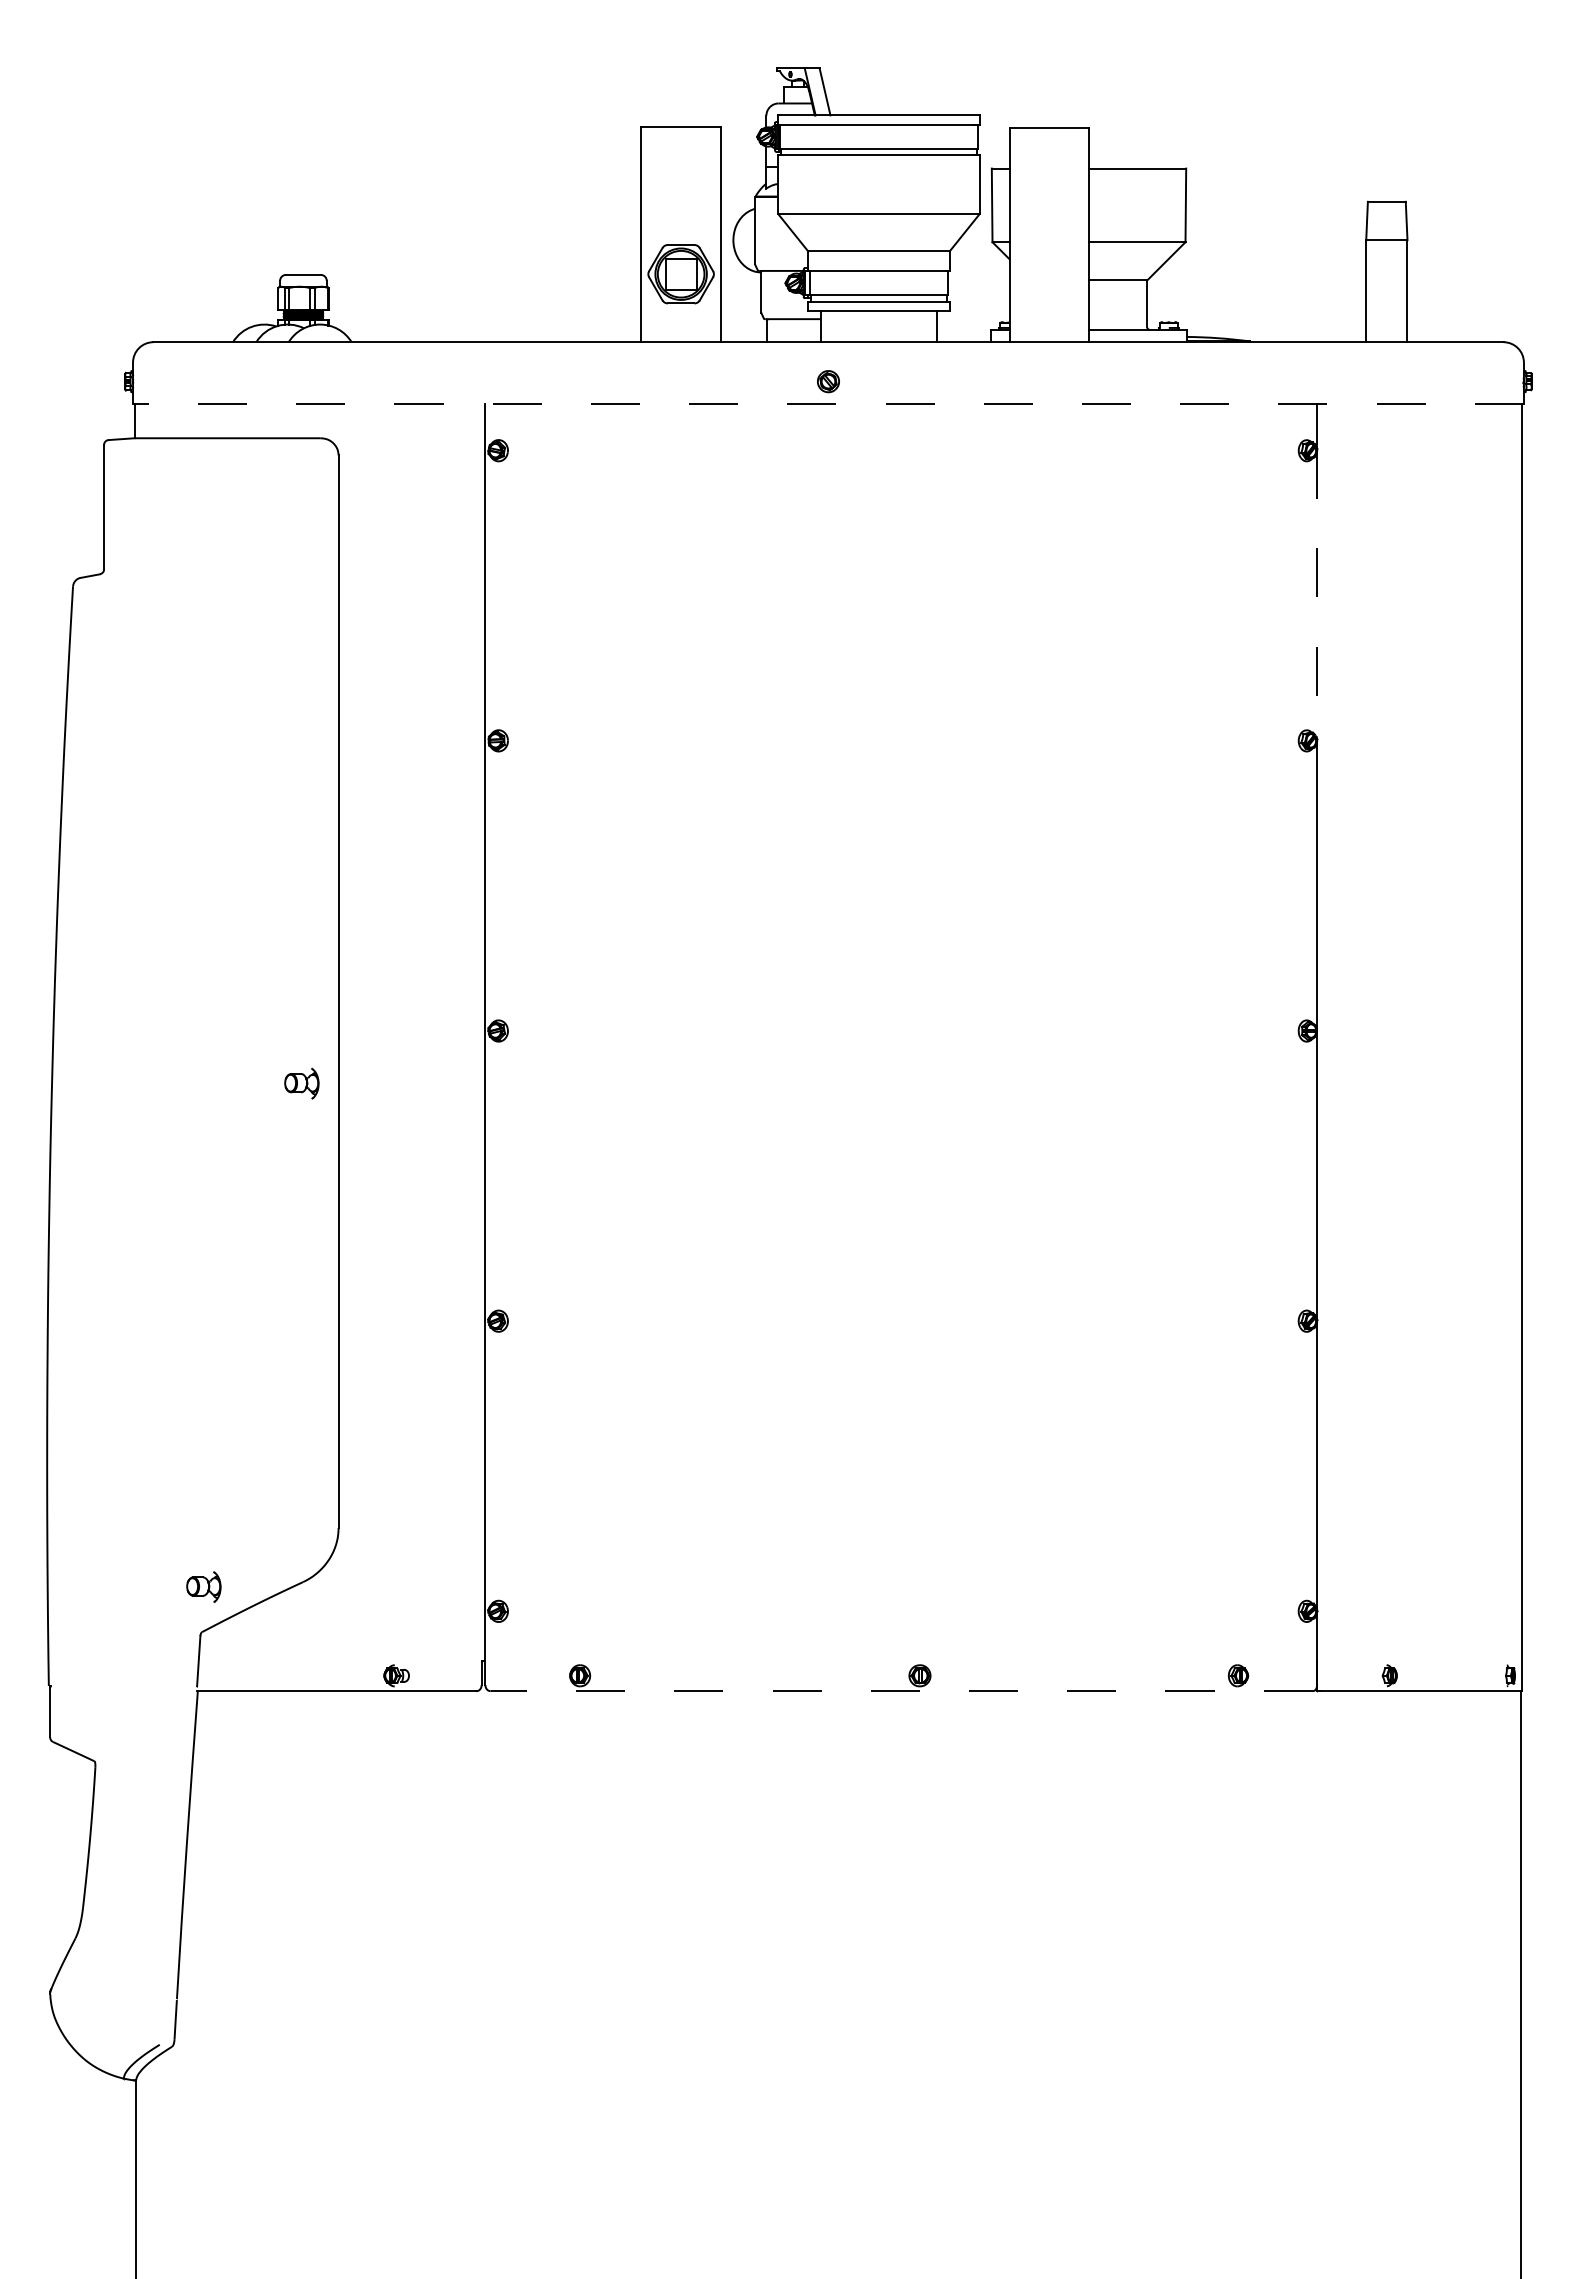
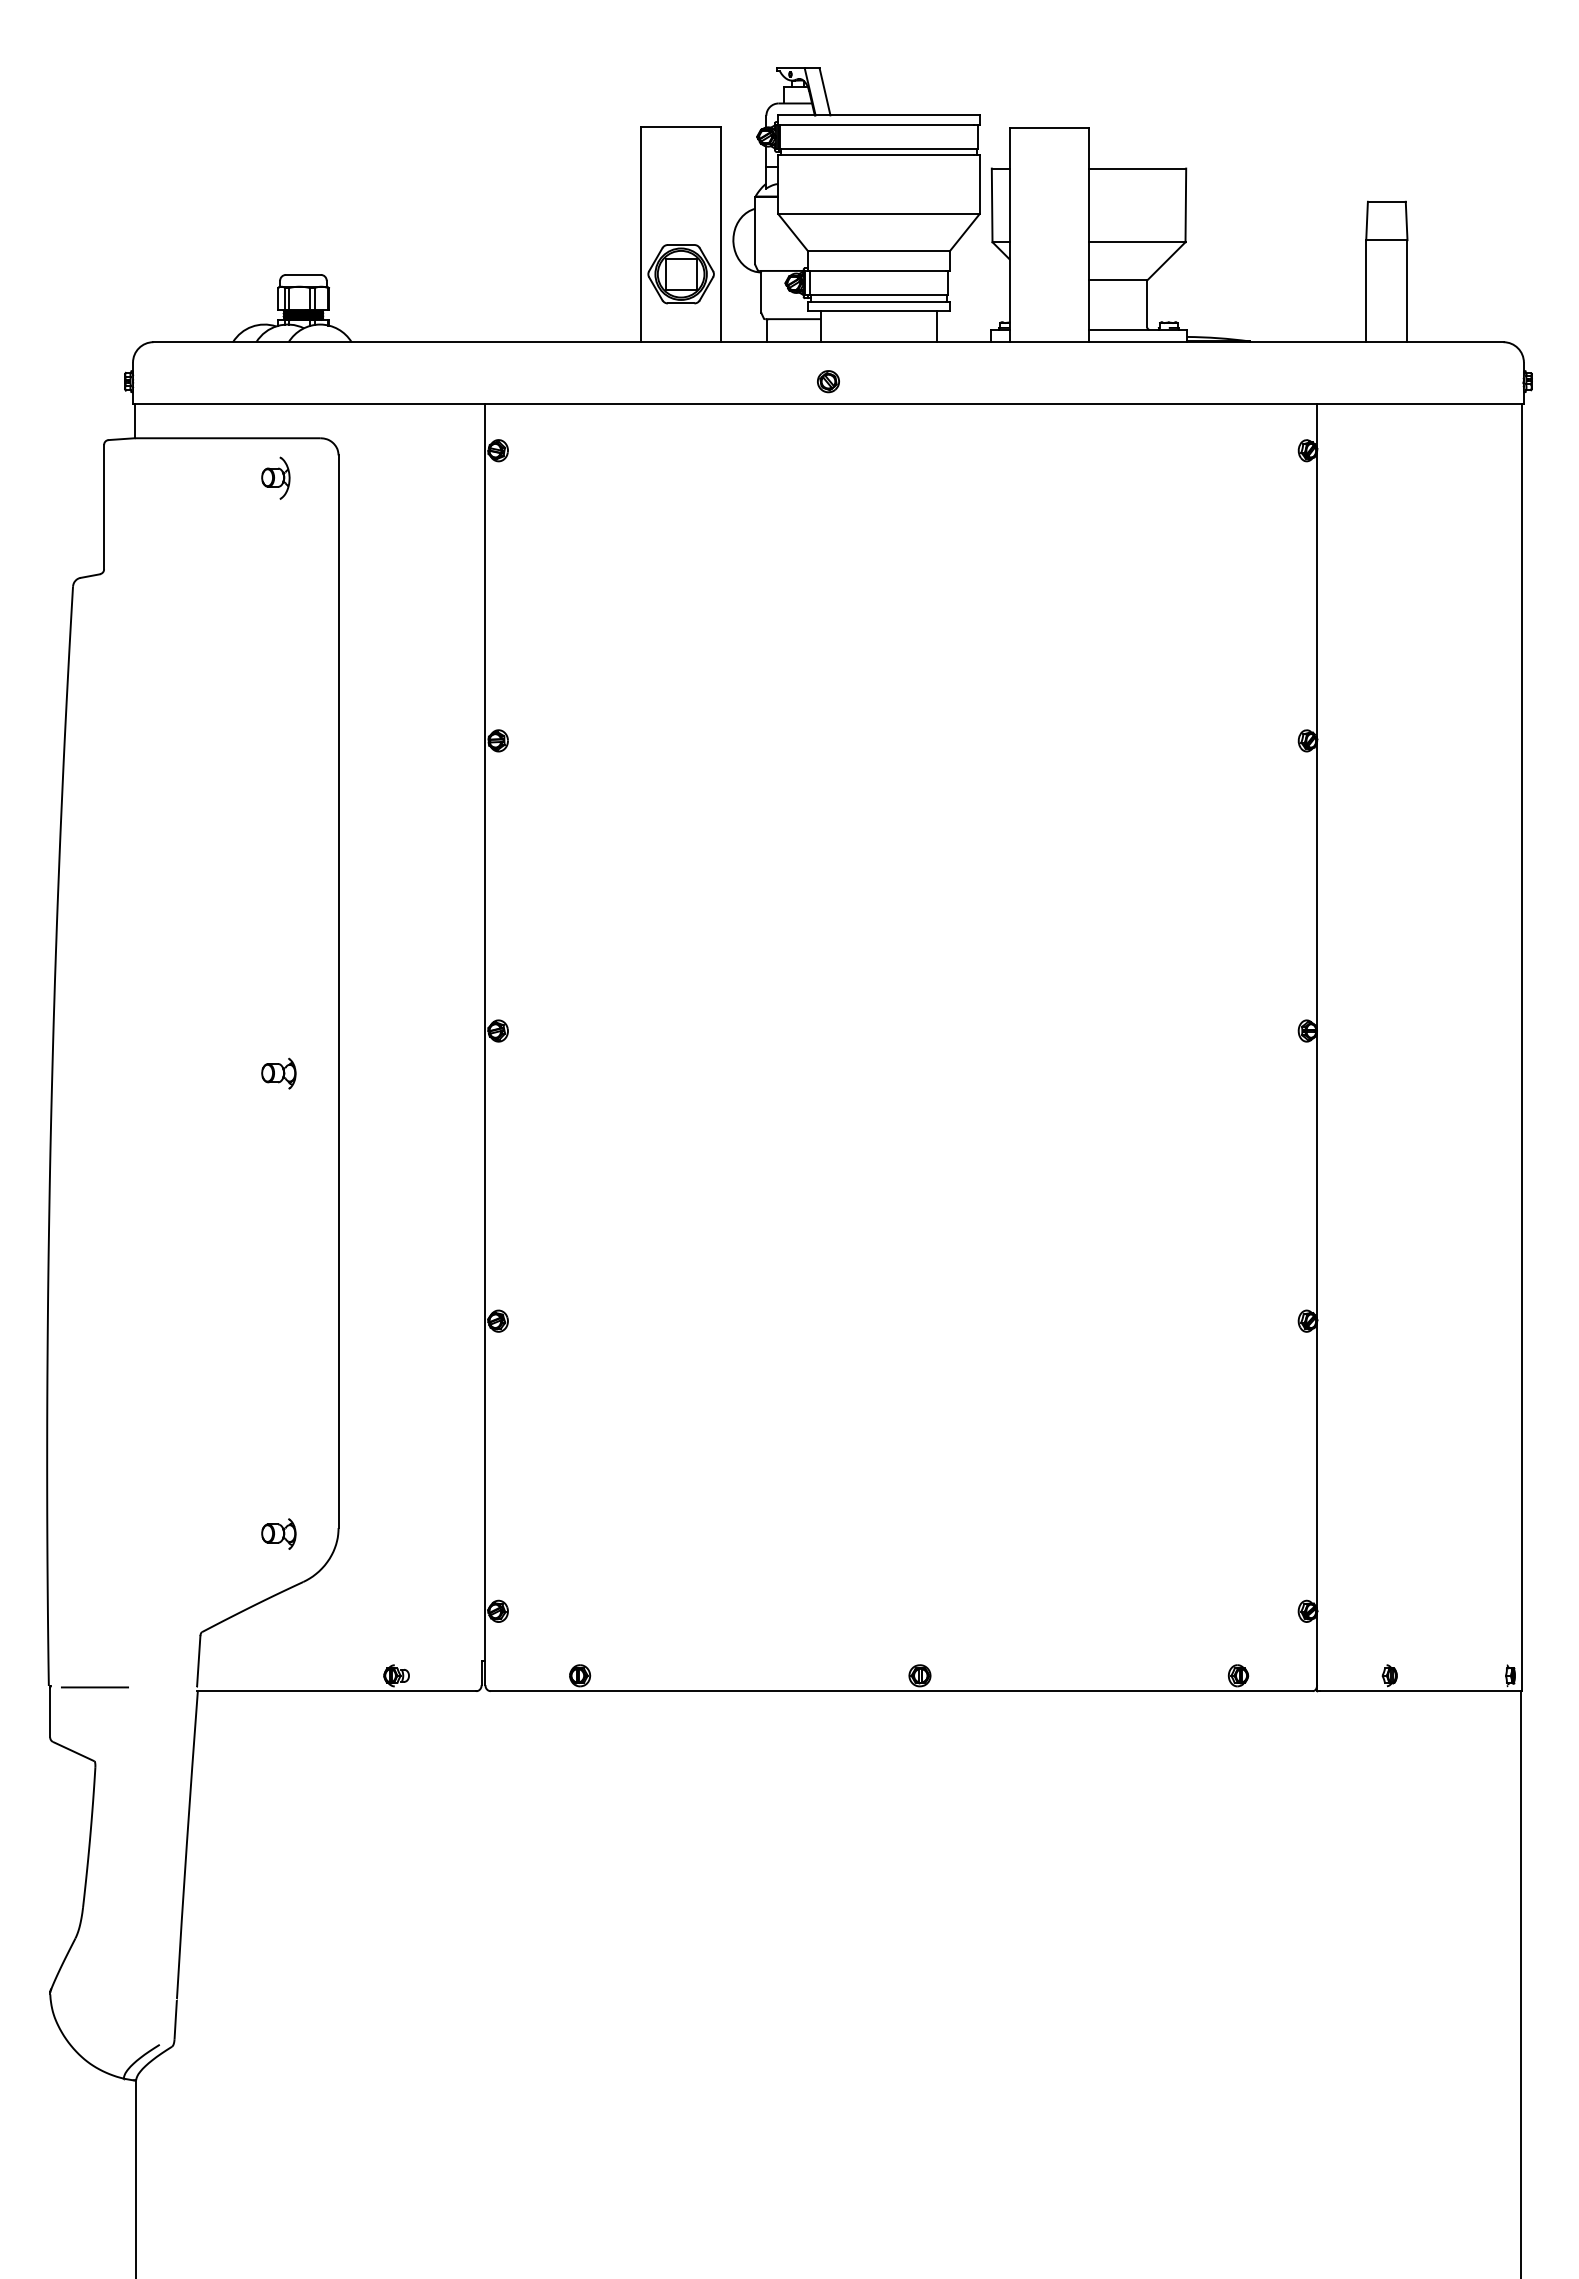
line: dashed -> solid (827, 403)
part: none -> present (275, 477)
line: dashed -> solid (1317, 594)
part position: (301, 1083) -> (278, 1073) (278, 1073)
part position: (203, 1586) -> (278, 1533) (278, 1533)
line: none -> present (94, 1687)
line: dashed -> solid (901, 1691)
